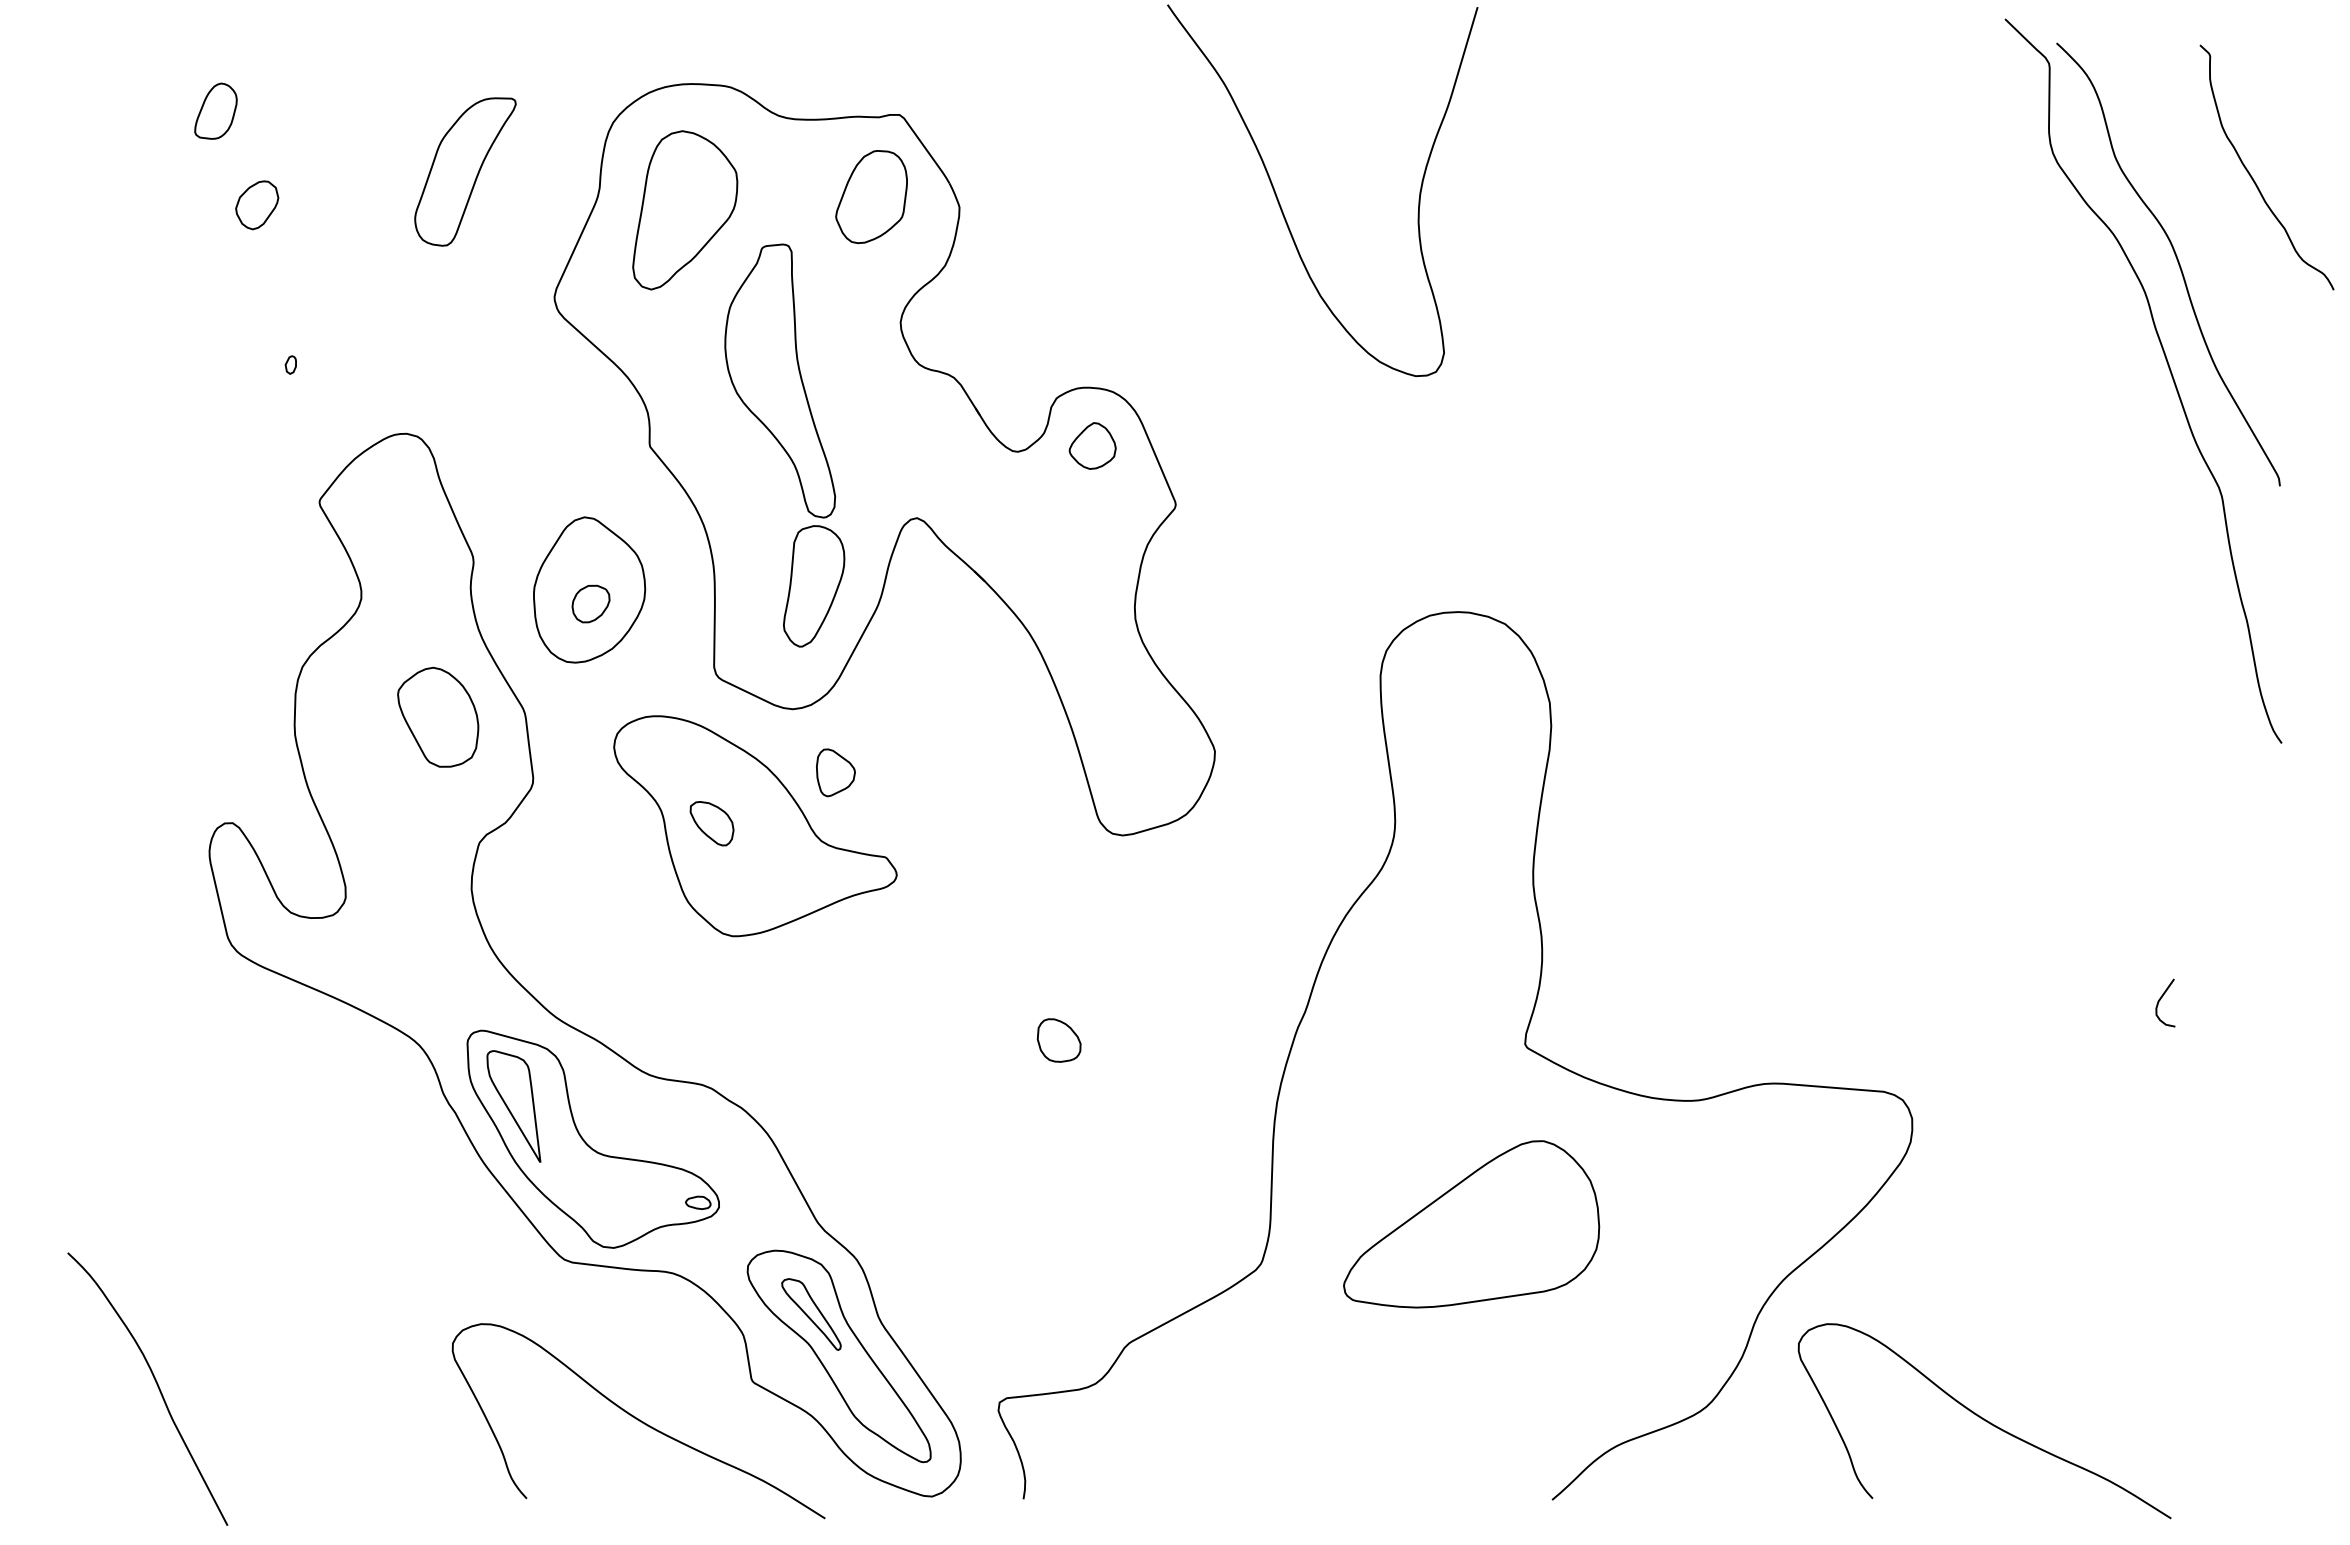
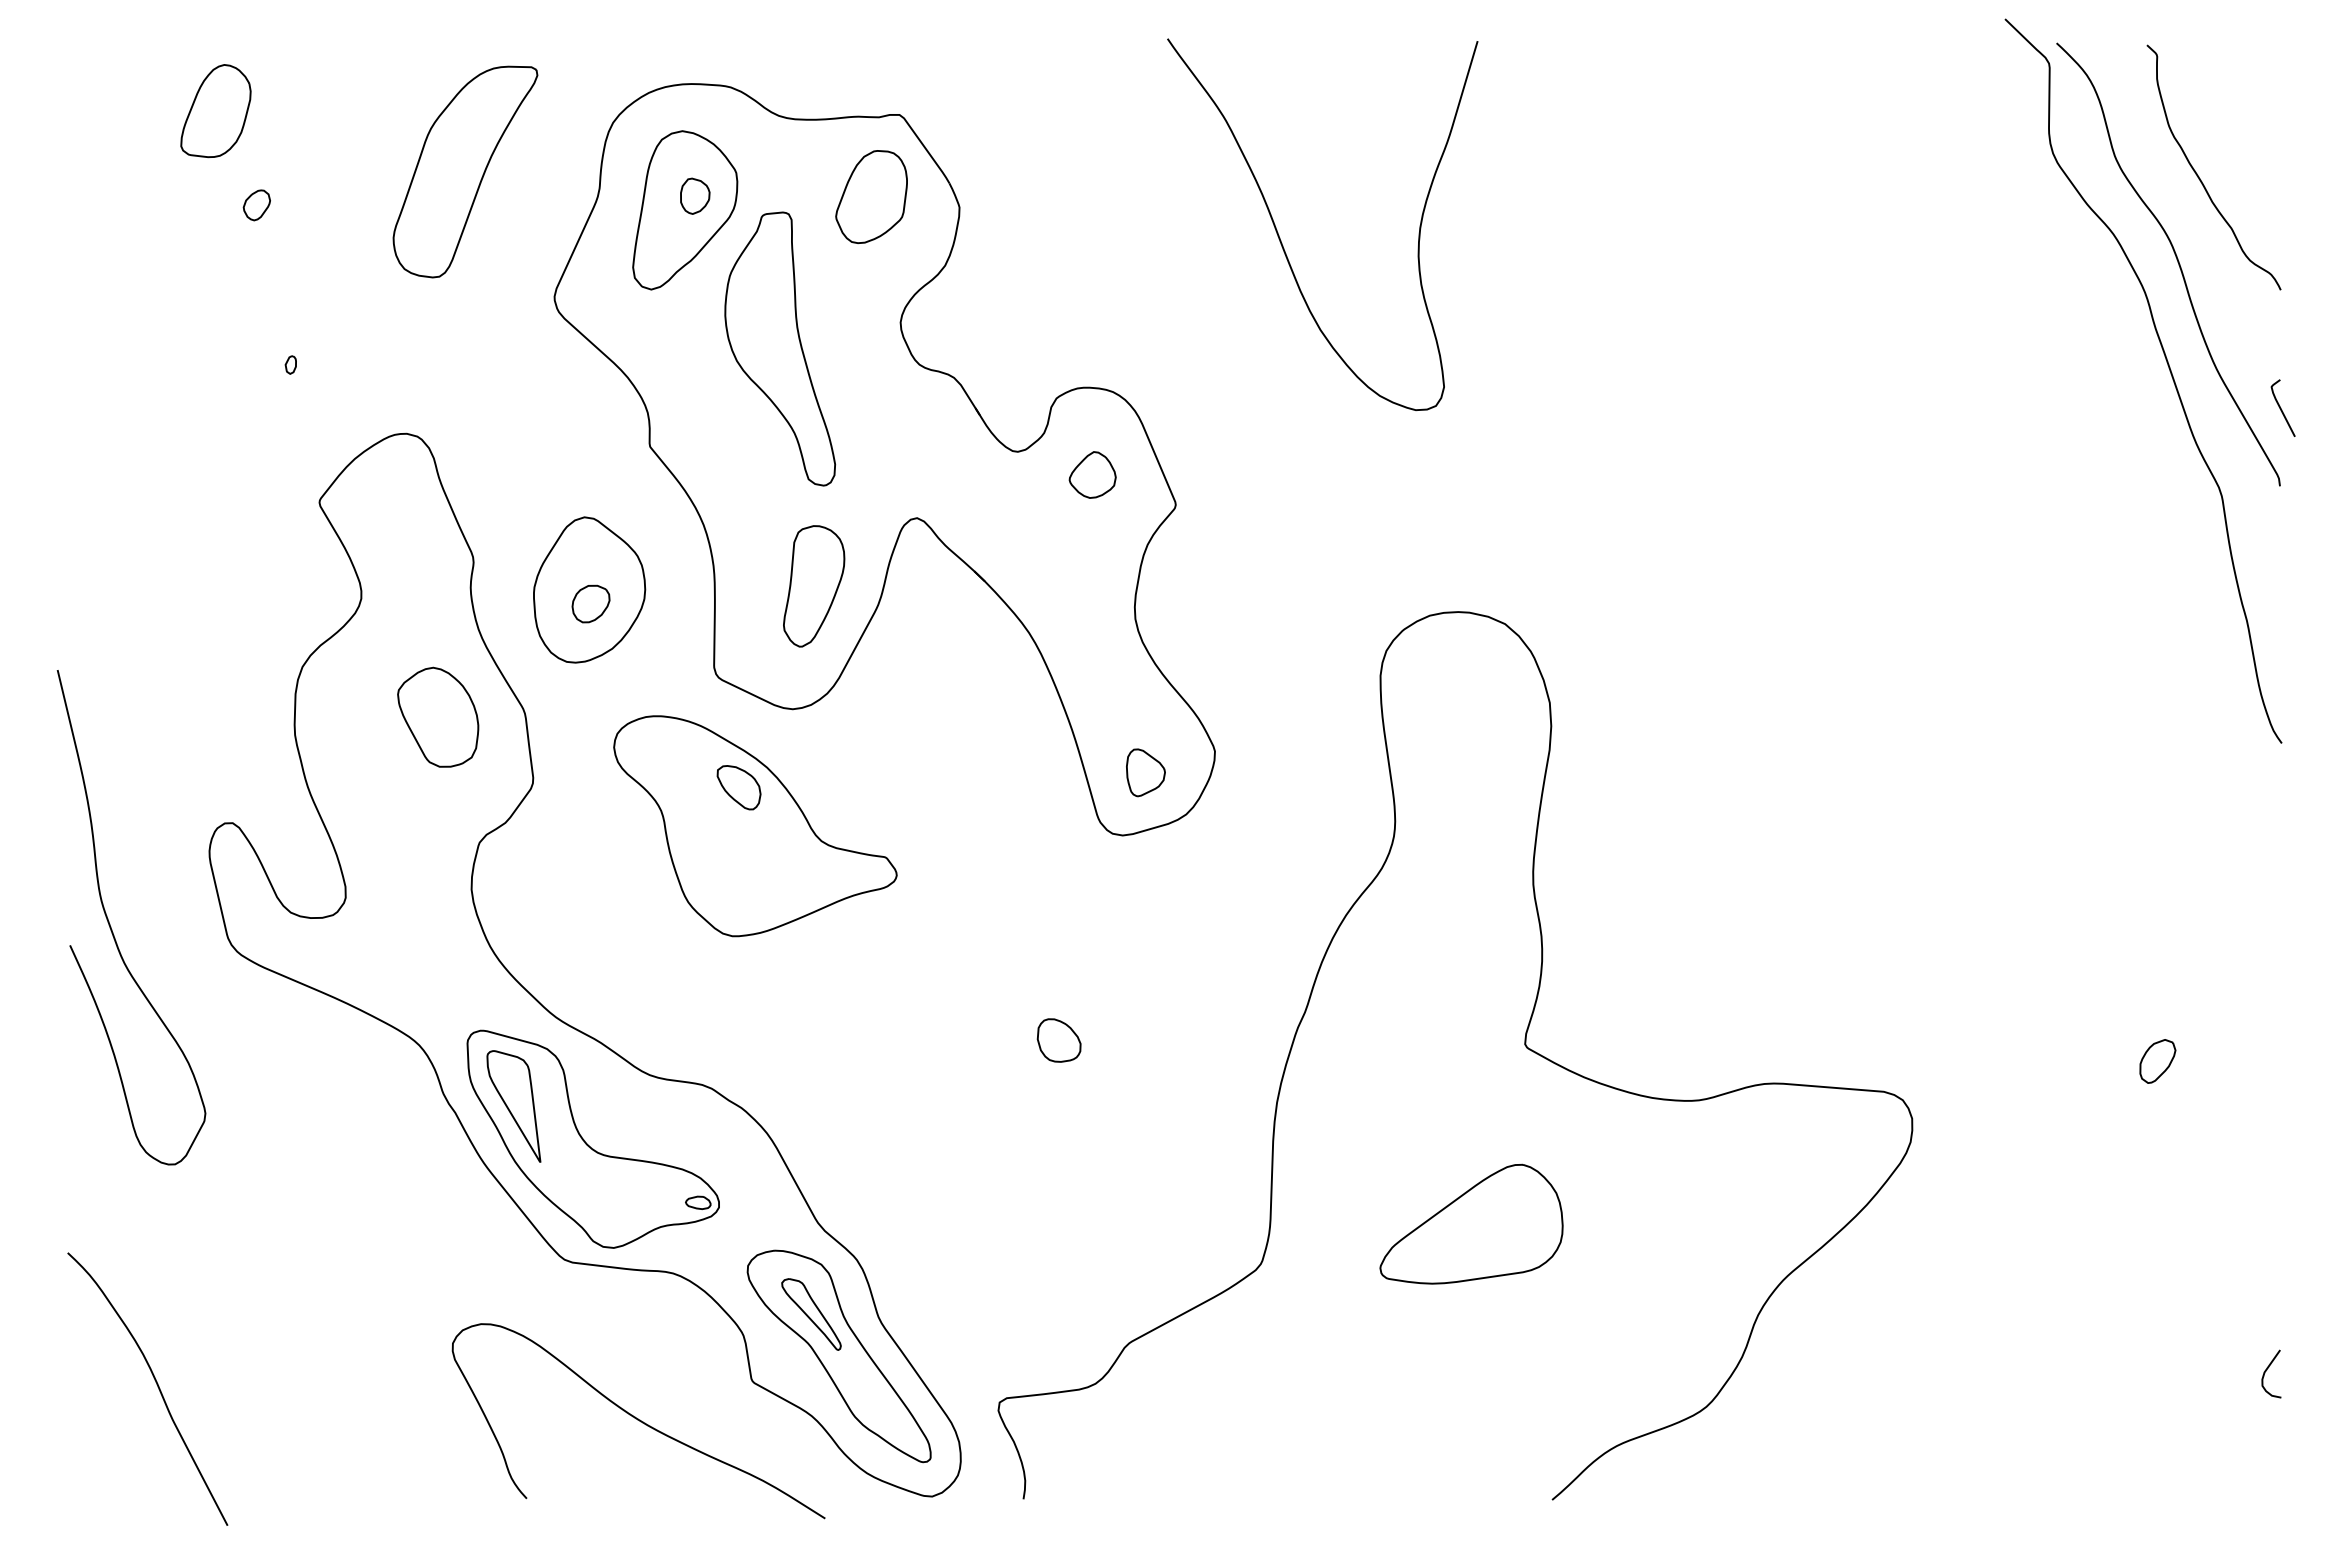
part size: 44x58 px -> 72x95 px (215, 111)
part size: 103x150 px -> 147x214 px (465, 171)
curve position: (2252, 176) -> (2199, 176) (2199, 176)
part: none -> present (695, 195)
curve position: (1280, 203) -> (1280, 237) (1280, 237)
part size: 45x51 px -> 29x33 px (256, 205)
part position: (780, 380) -> (780, 348) (780, 348)
curve: none -> present (2281, 408)
part position: (1092, 445) -> (1092, 474) (1092, 474)
part position: (835, 772) -> (1145, 772) (1145, 772)
part position: (711, 823) -> (738, 787) (738, 787)
curve: none -> present (111, 926)
curve position: (2161, 999) -> (2267, 1370) (2267, 1370)
part: none -> present (2157, 1061)
part size: 258x169 px -> 185x122 px (1471, 1223)
curve: present -> none (1984, 1420)
